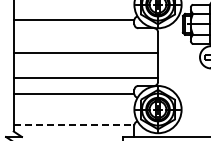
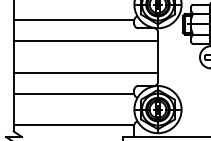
line position: (85, 53) -> (85, 41) (85, 41)
line position: (85, 77) -> (85, 72) (85, 72)
line: dashed -> solid (74, 125)
